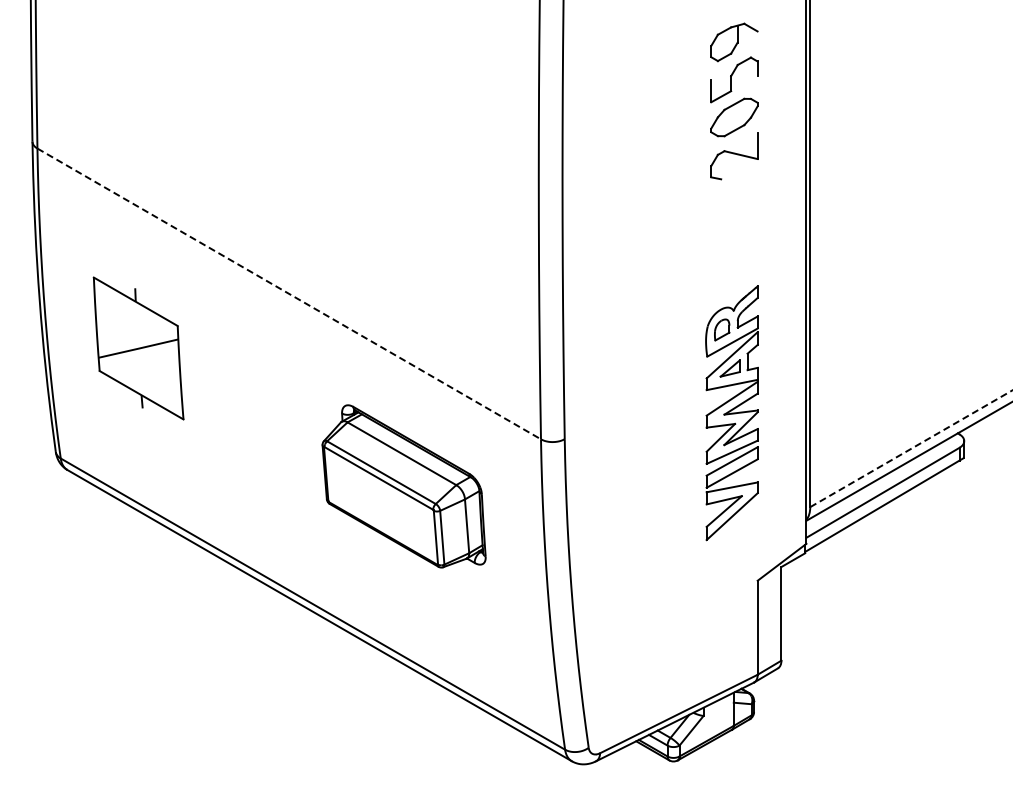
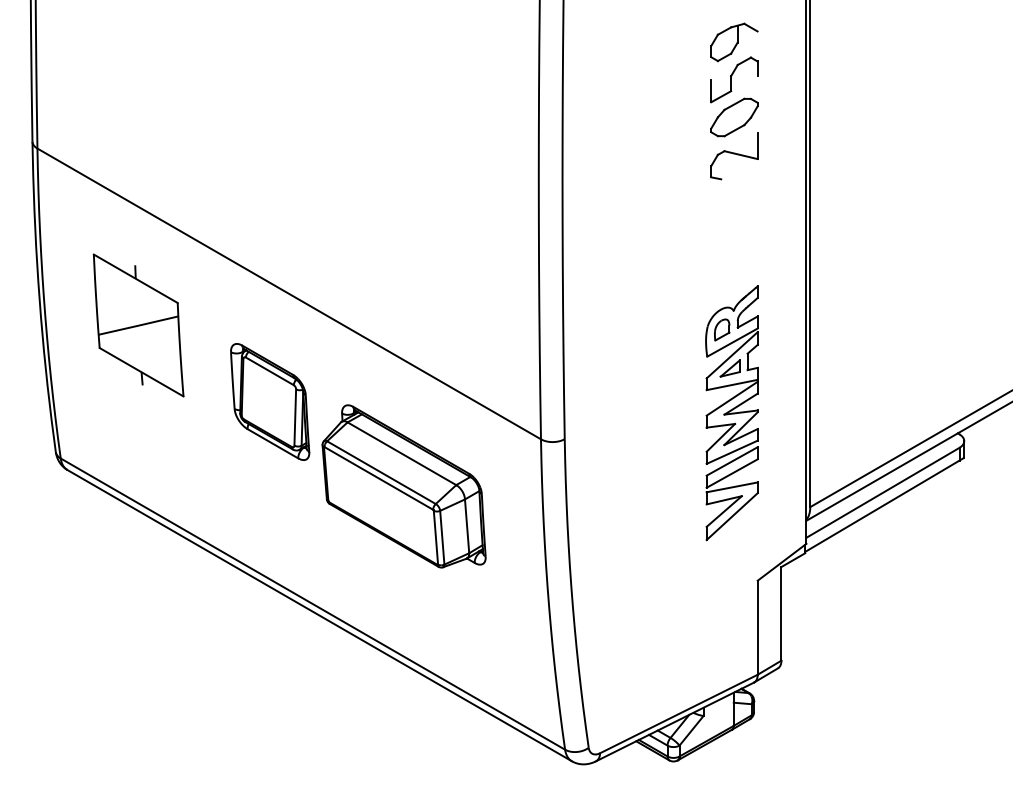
line: dashed -> solid (289, 293)
part position: (138, 348) -> (138, 325) (138, 325)
part: none -> present (270, 401)
line: dashed -> solid (911, 448)
